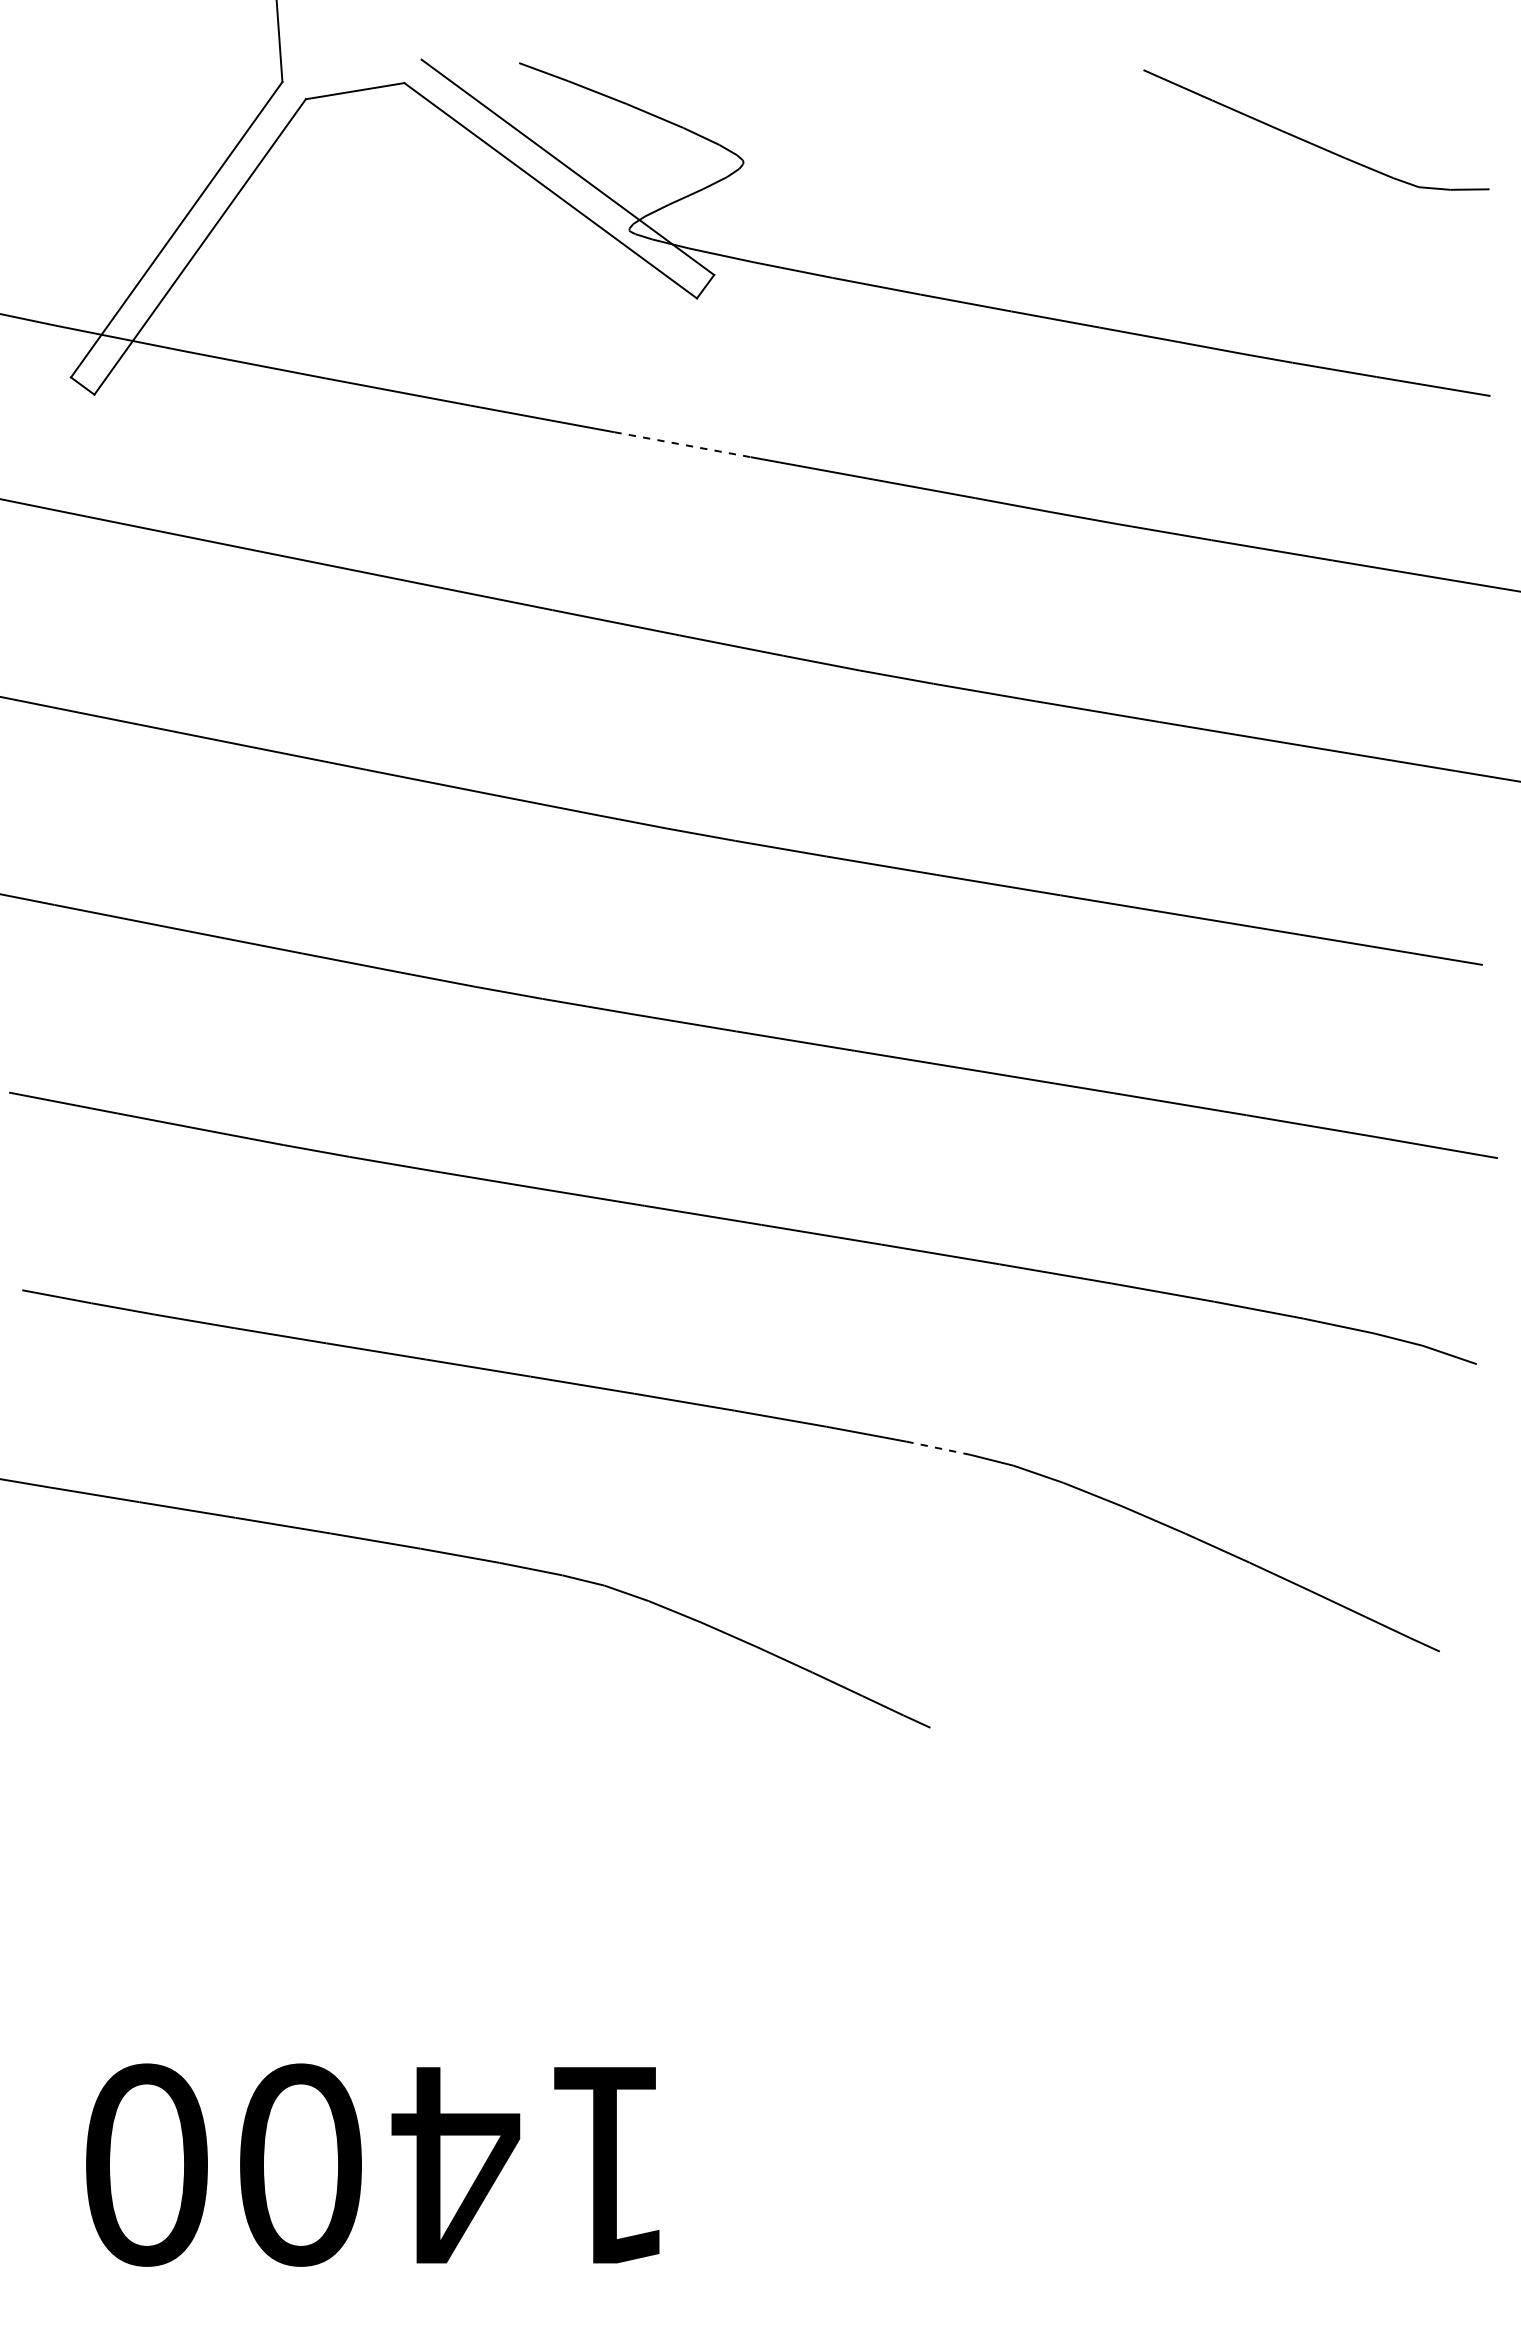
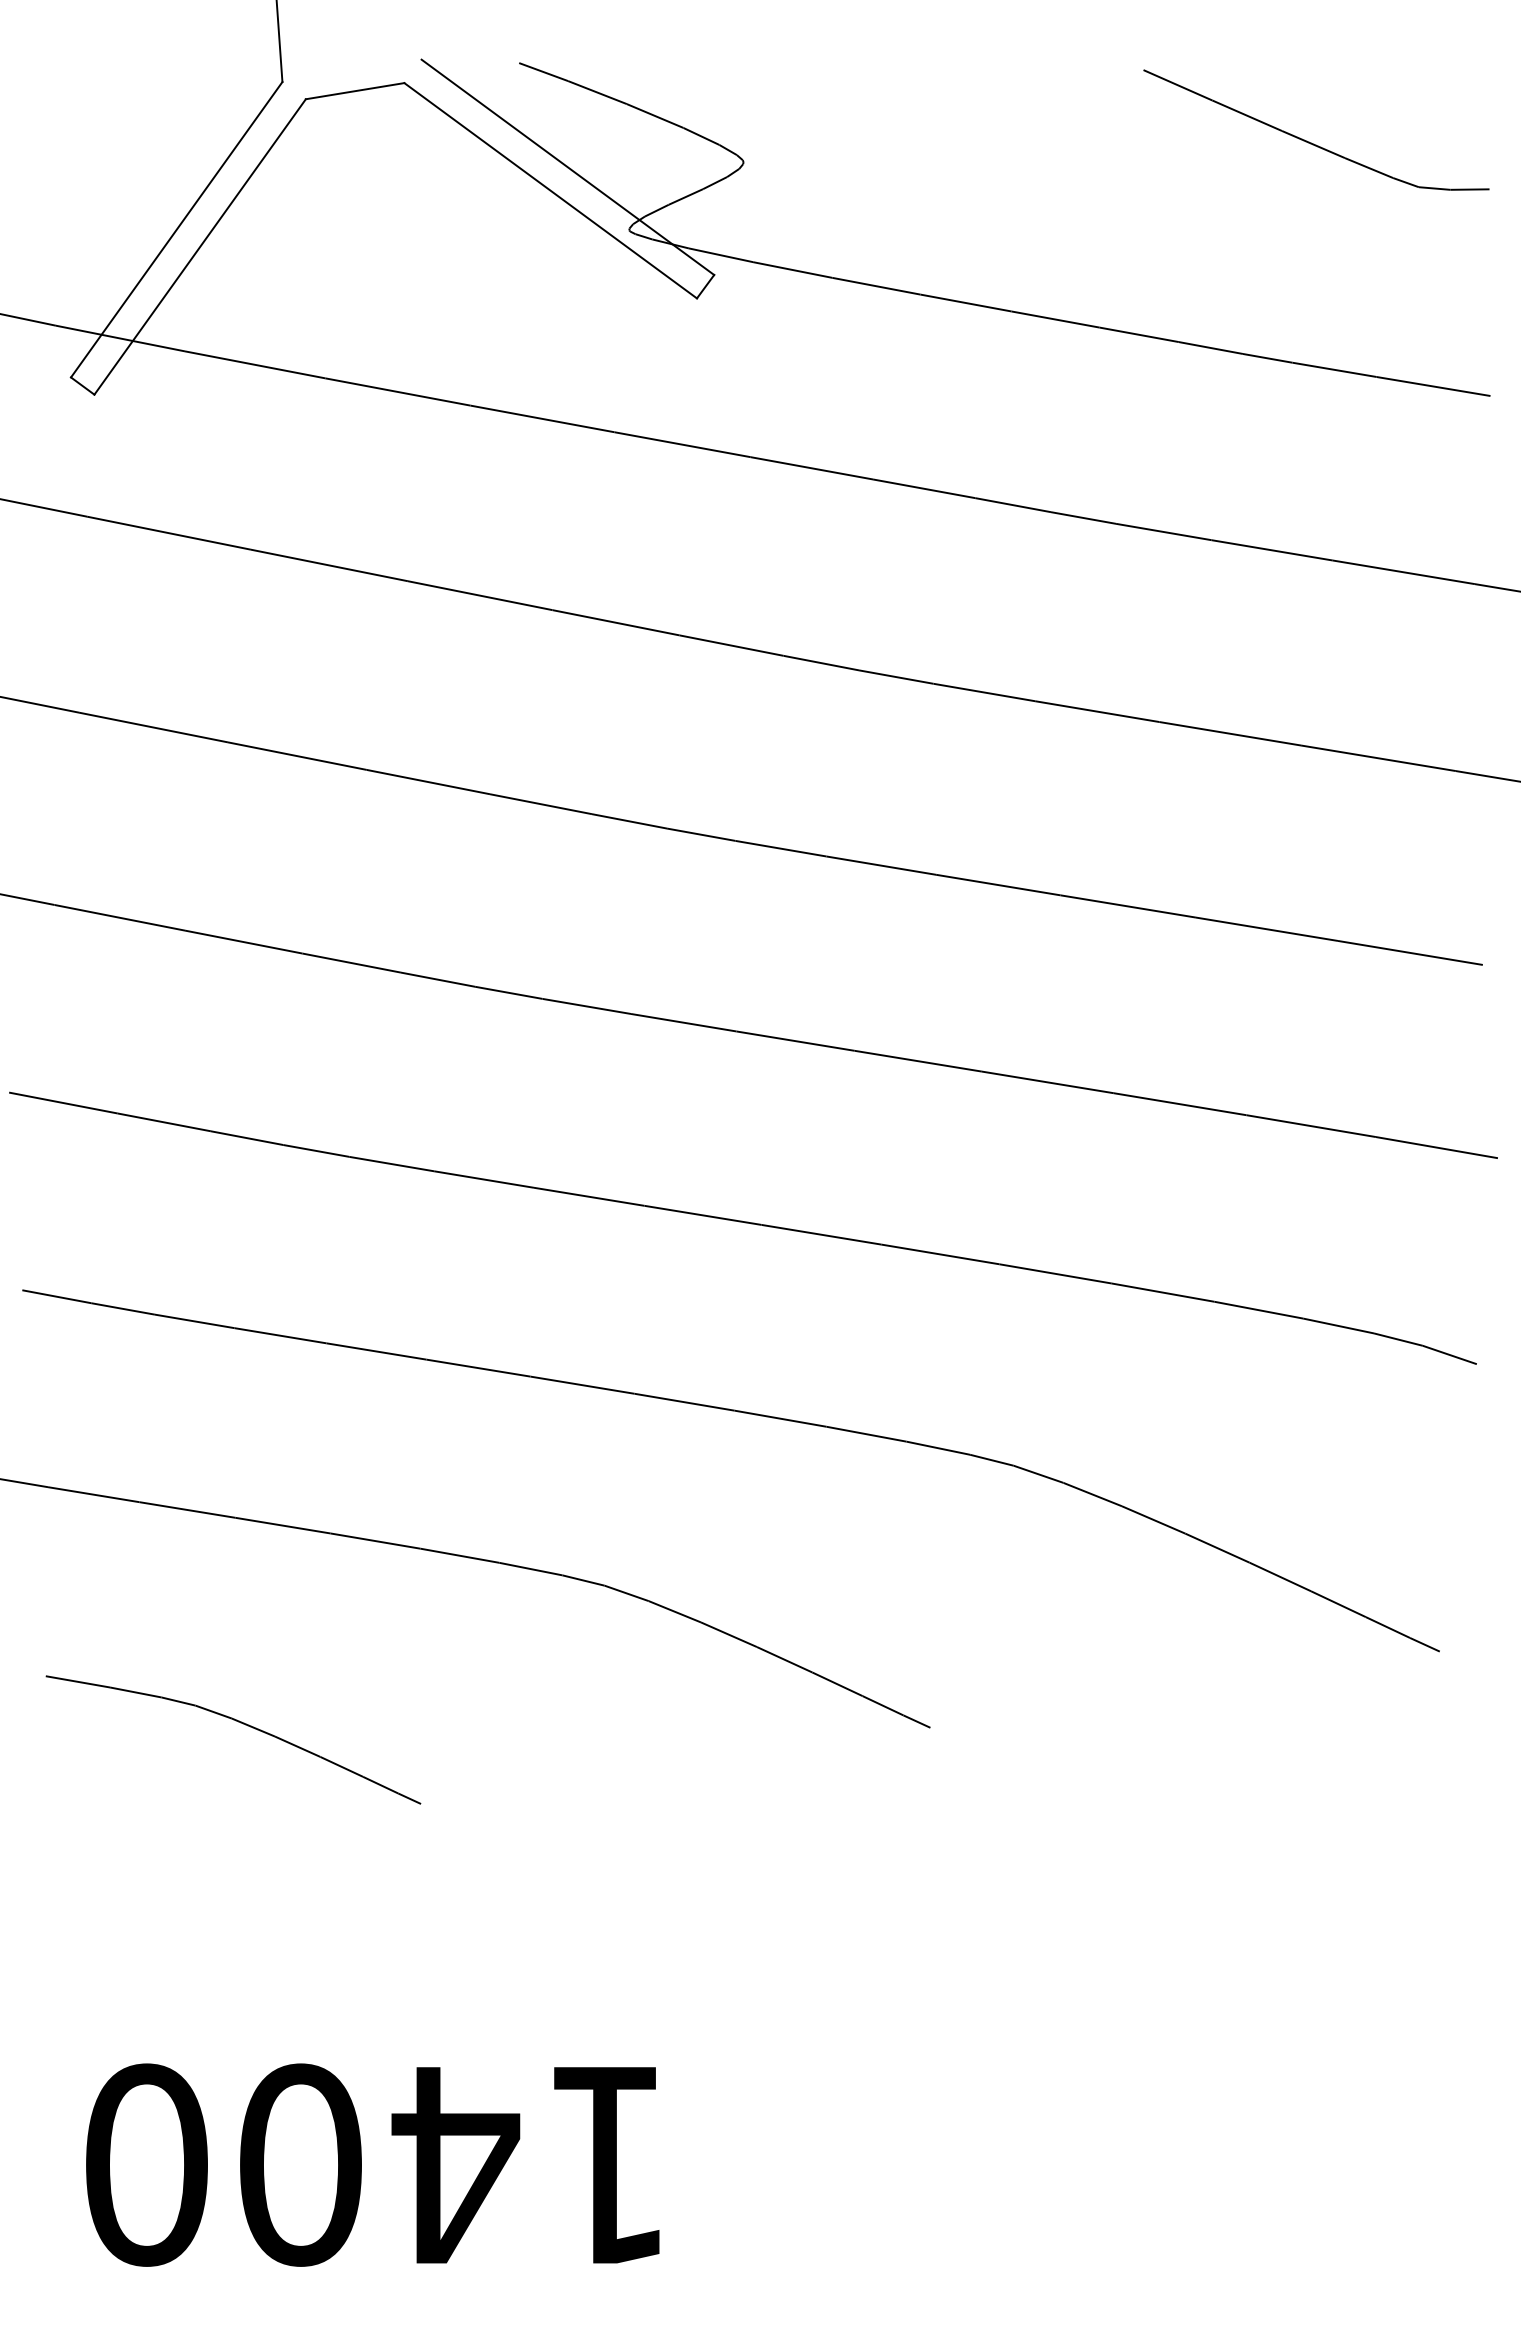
line: dashed -> solid (683, 444)
line: dashed -> solid (938, 1448)
part: none -> present (240, 1723)
